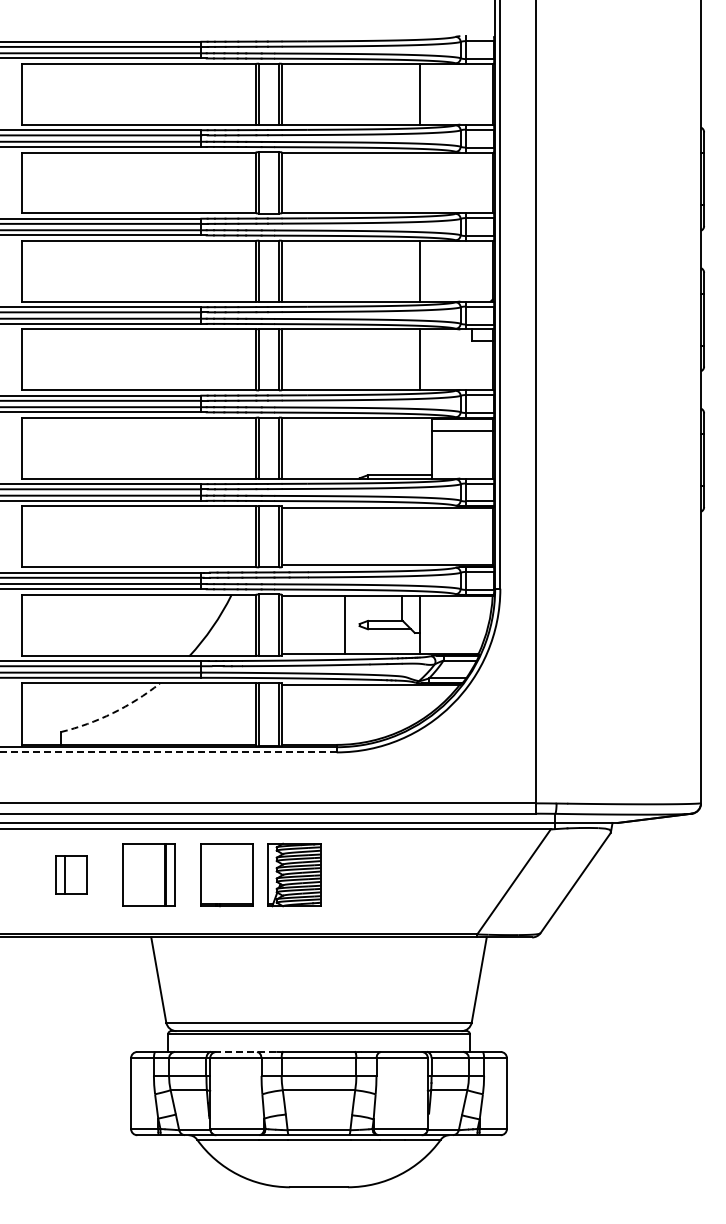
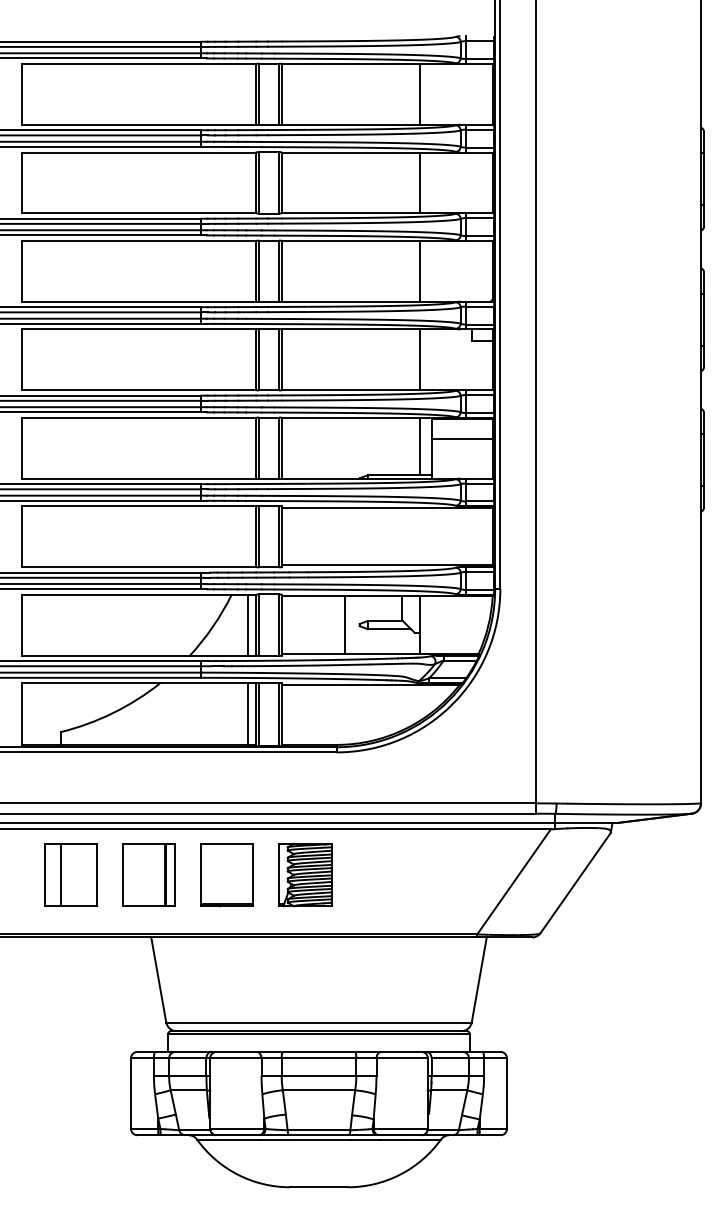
line: none -> present (419, 182)
line position: (462, 431) -> (462, 439) (462, 439)
line: none -> present (419, 446)
line: none -> present (248, 624)
arc: dashed -> solid (112, 713)
line: none -> present (248, 713)
line: dashed -> solid (168, 752)
part size: 33x40 px -> 54x64 px (70, 874)
part position: (294, 874) -> (305, 874) (305, 874)
line: dashed -> solid (246, 1051)
